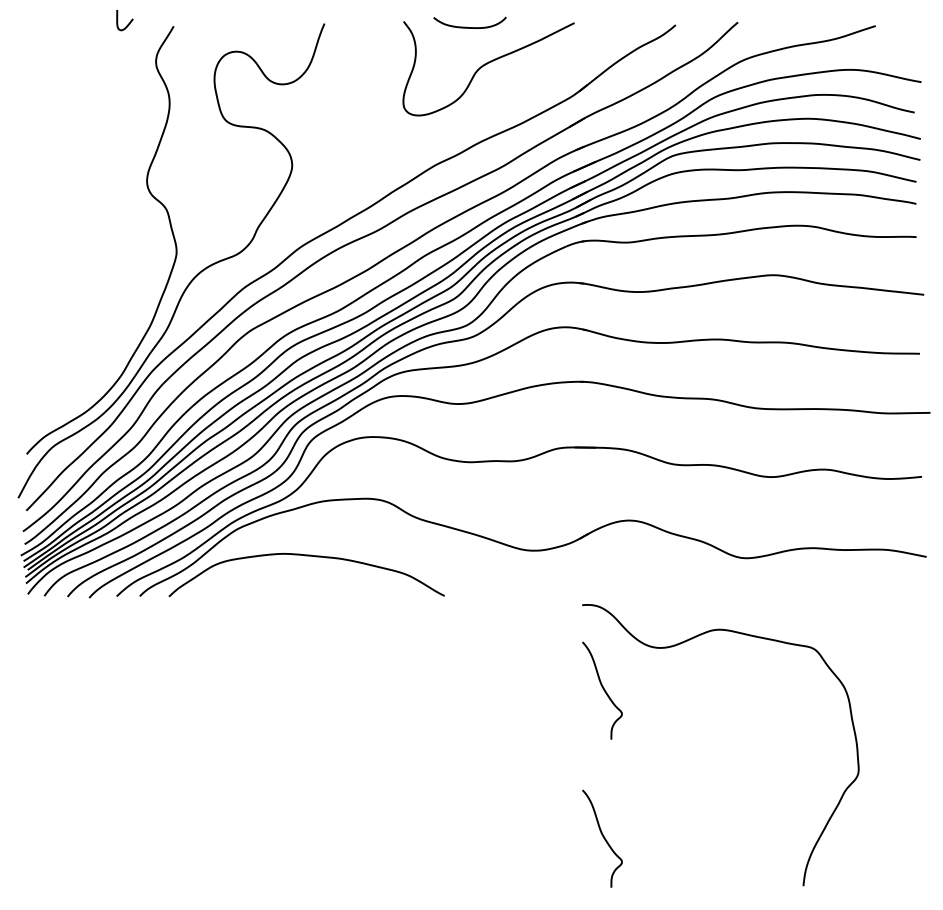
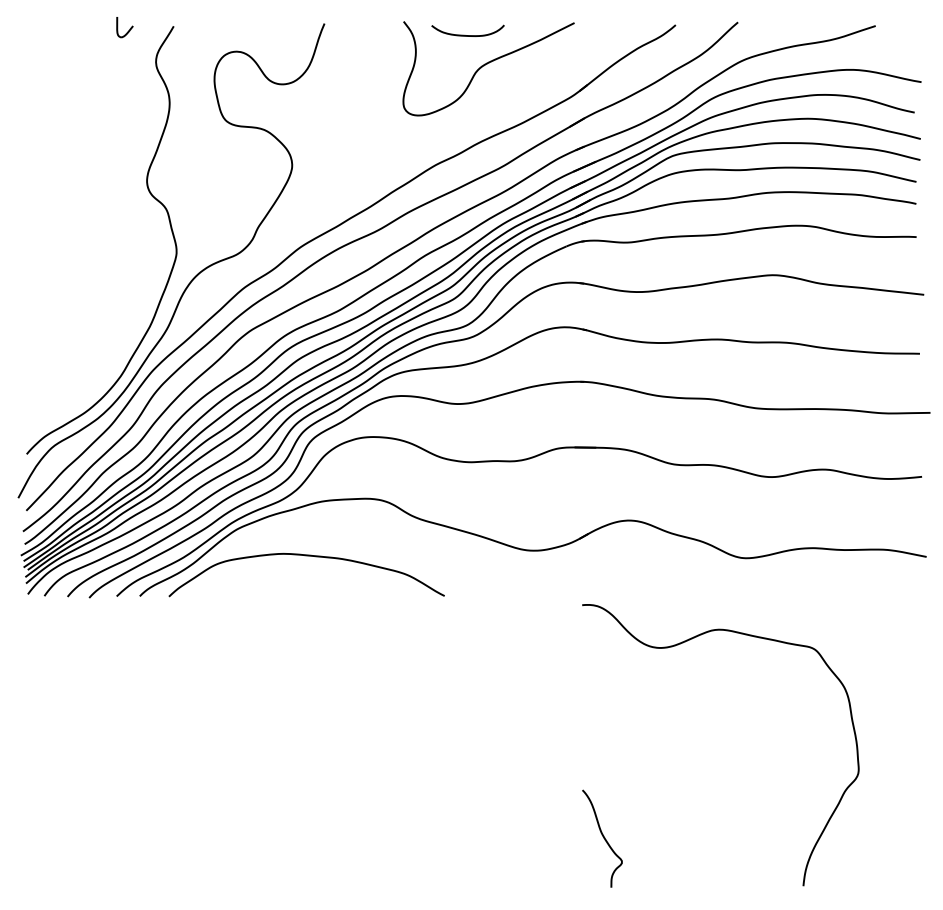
curve position: (128, 23) -> (128, 30) (128, 30)
curve position: (466, 26) -> (464, 34) (464, 34)
curve: present -> none (603, 690)
